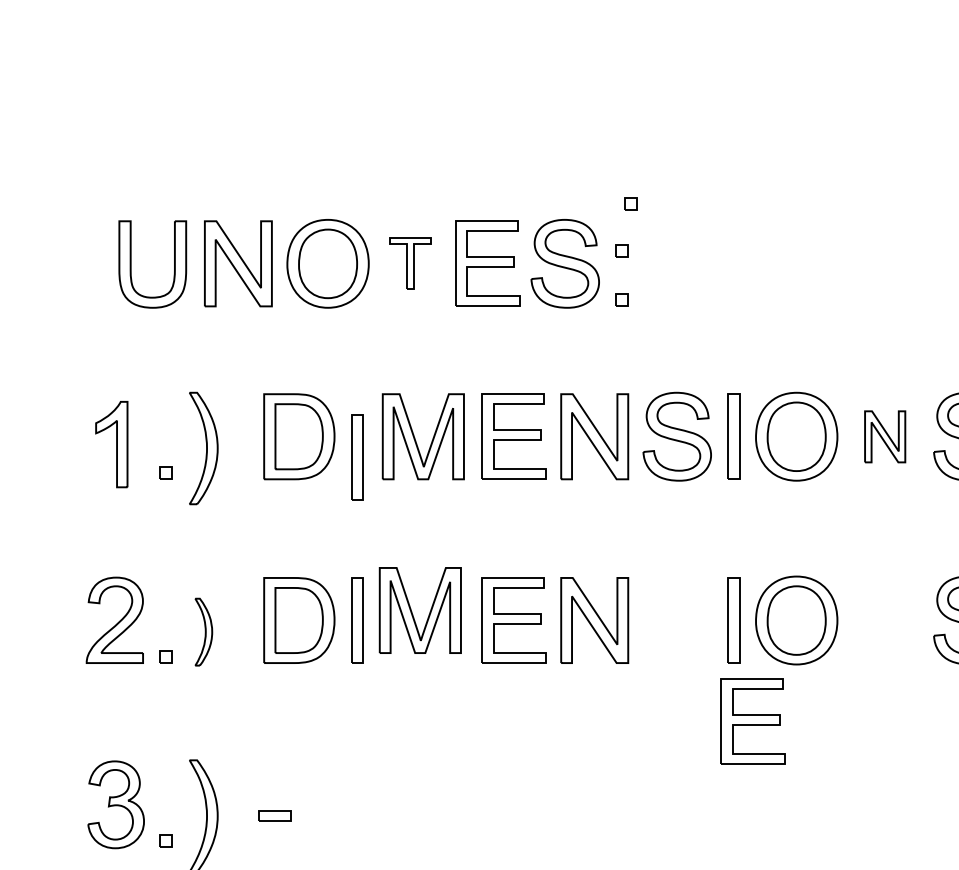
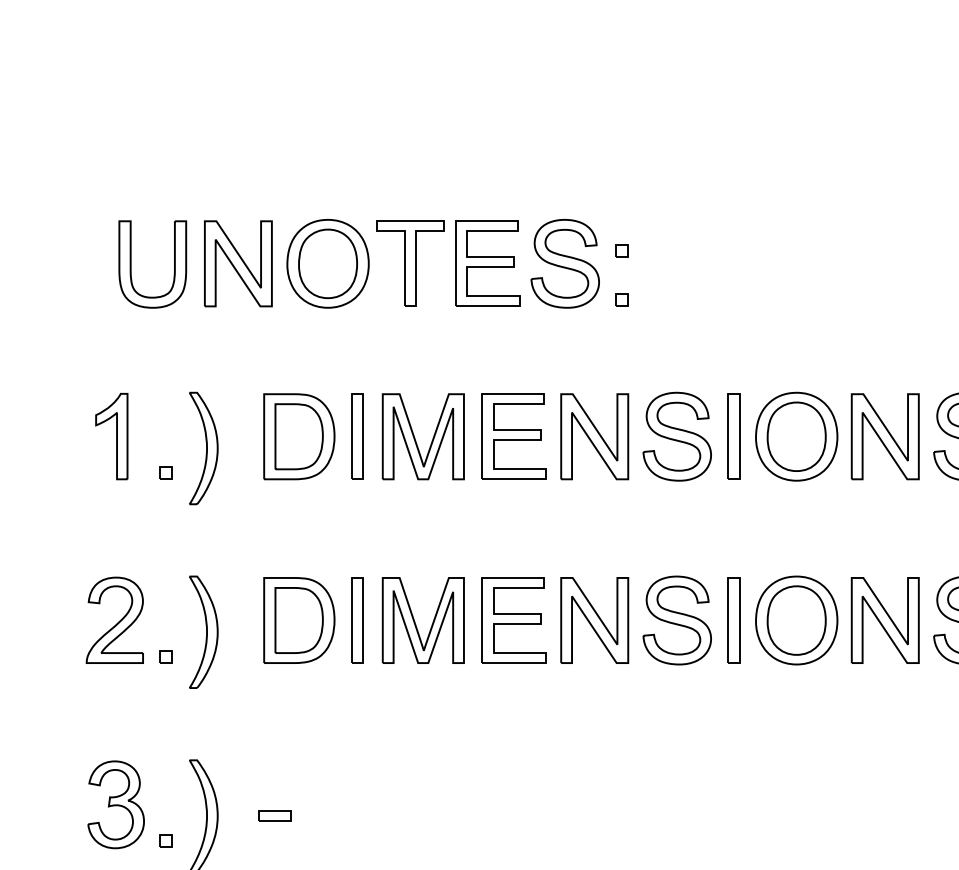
part: present -> none (630, 203)
part size: 43x53 px -> 69x87 px (410, 263)
part size: 43x54 px -> 70x88 px (884, 436)
part position: (111, 444) -> (111, 436) (111, 436)
part position: (357, 457) -> (357, 436) (357, 436)
part position: (412, 611) -> (415, 621) (415, 621)
part: none -> present (676, 620)
part: none -> present (884, 620)
part size: 20x70 px -> 30x114 px (203, 631)
part: present -> none (752, 721)
